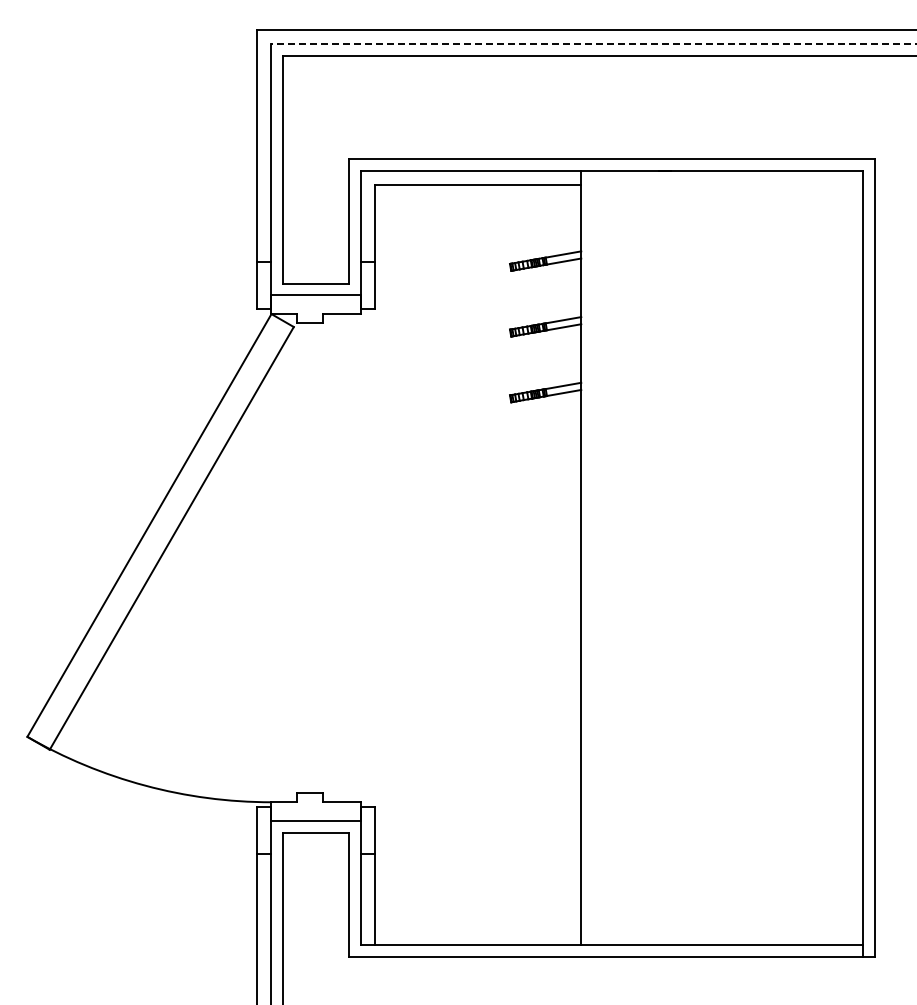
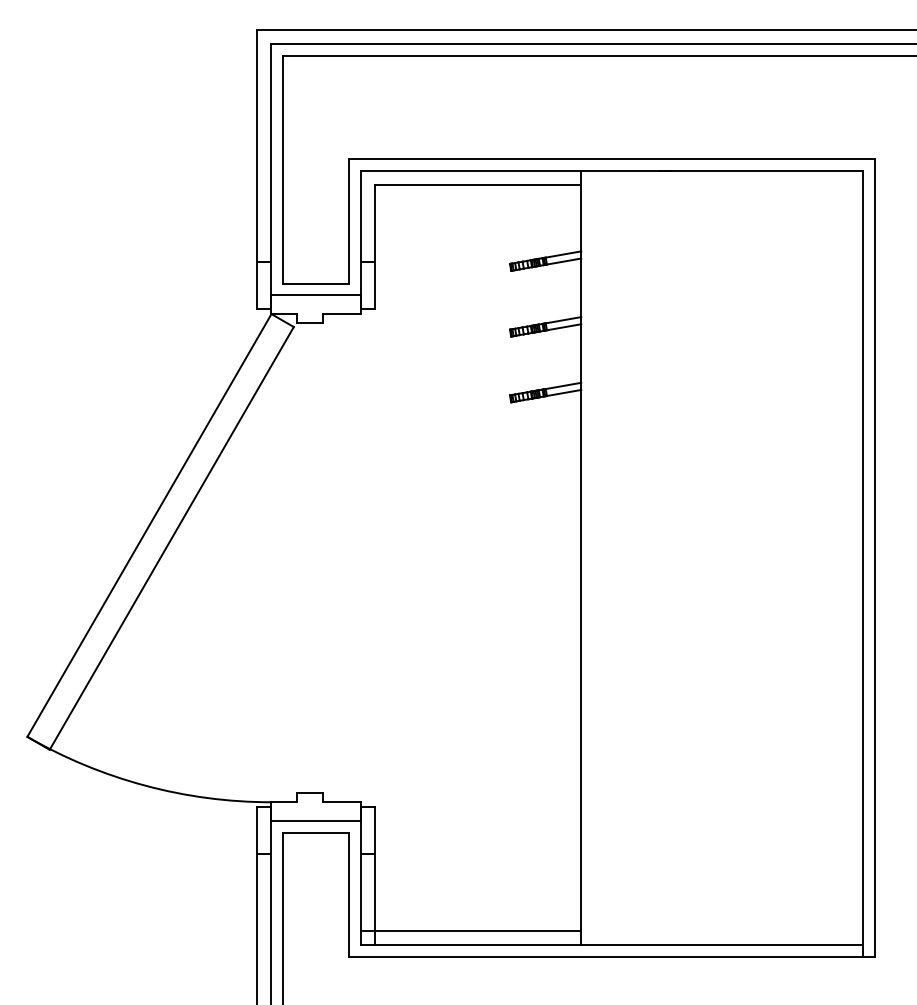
line: dashed -> solid (593, 44)
line: none -> present (470, 931)
